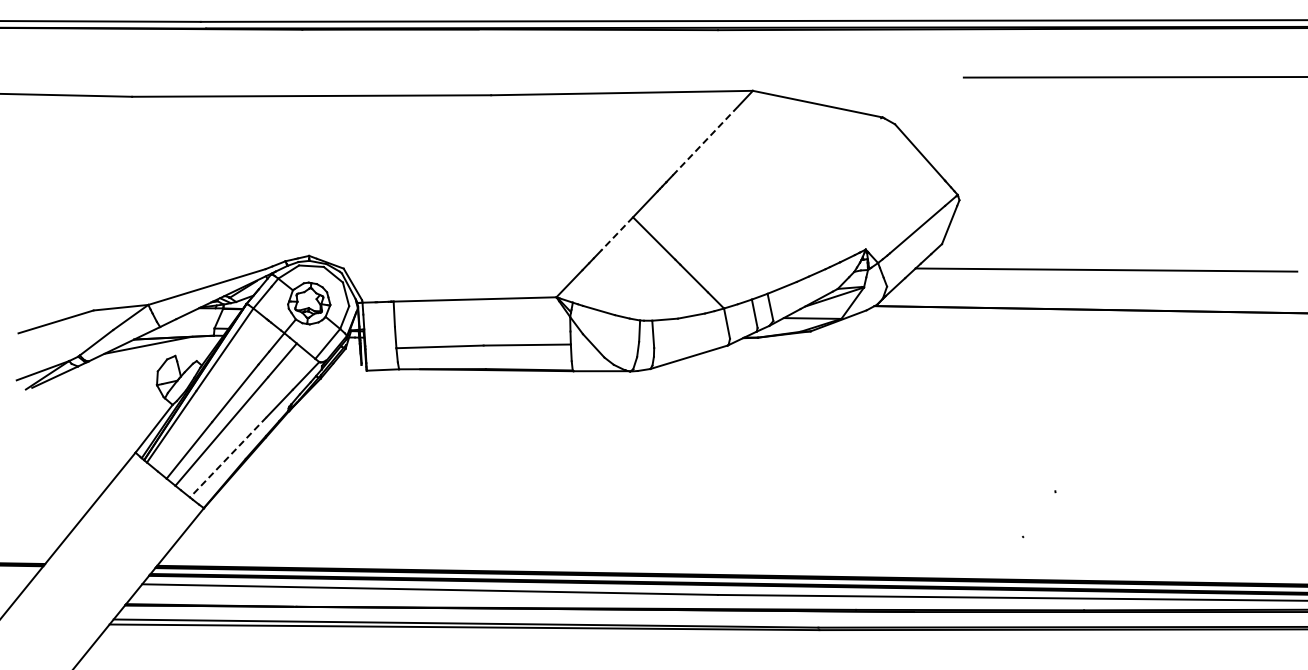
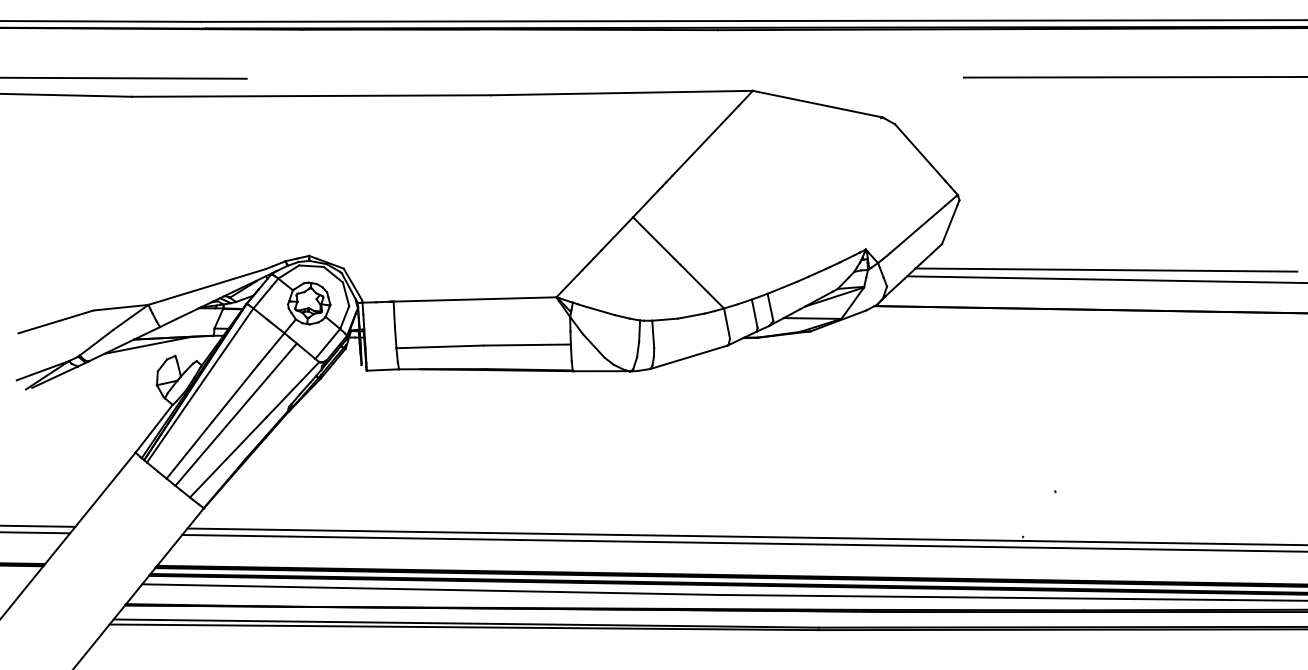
line: none -> present (124, 77)
line: dashed -> solid (705, 140)
line: dashed -> solid (616, 234)
line: none -> present (1105, 279)
line: dashed -> solid (228, 457)
line: none -> present (38, 525)
line: none -> present (36, 532)
line: none -> present (745, 536)
line: none -> present (743, 542)
